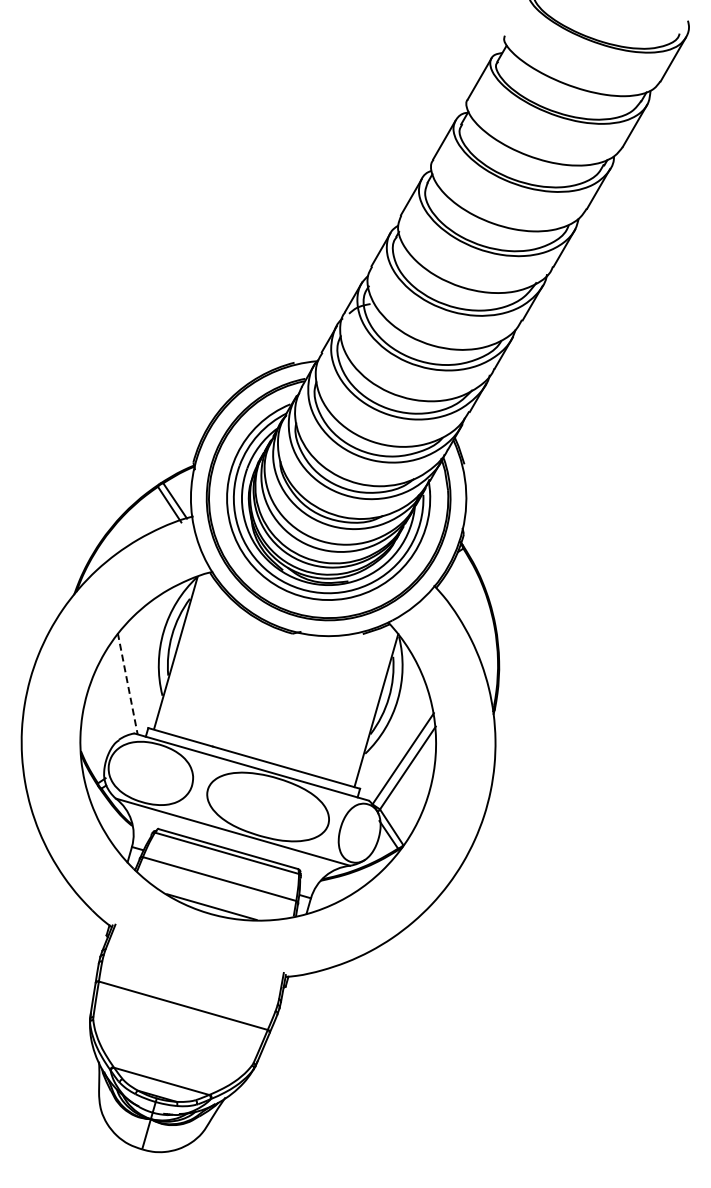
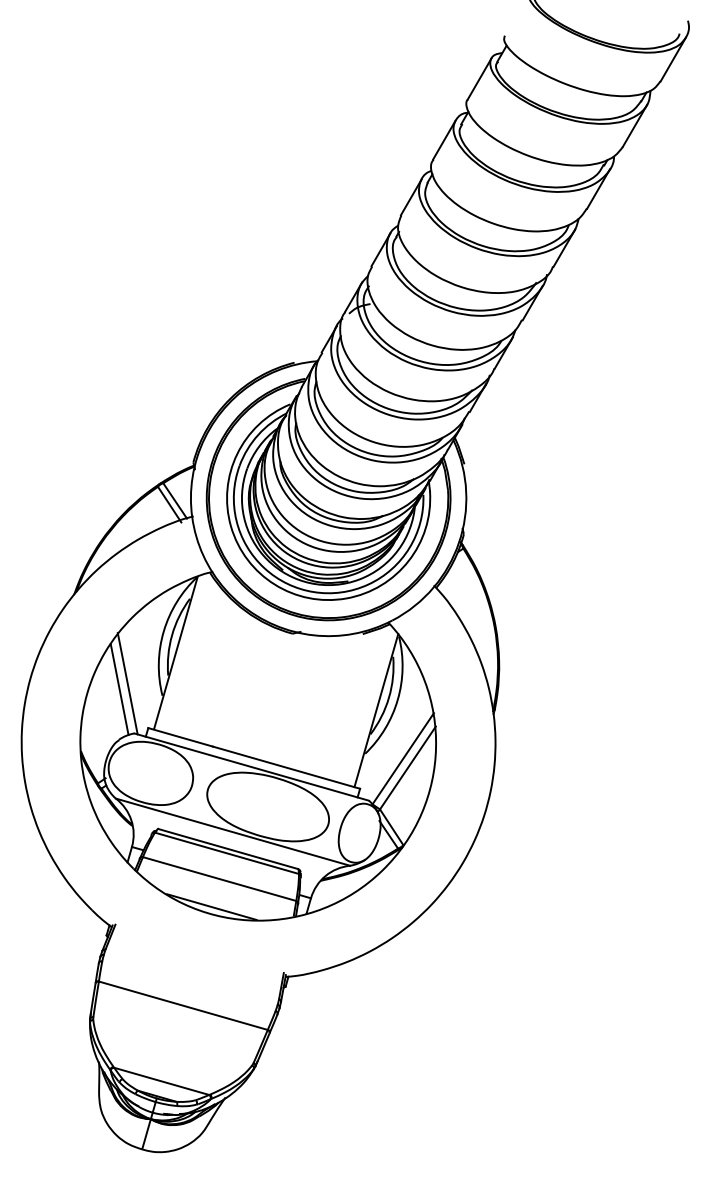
line: dashed -> solid (127, 683)
line: none -> present (119, 689)
